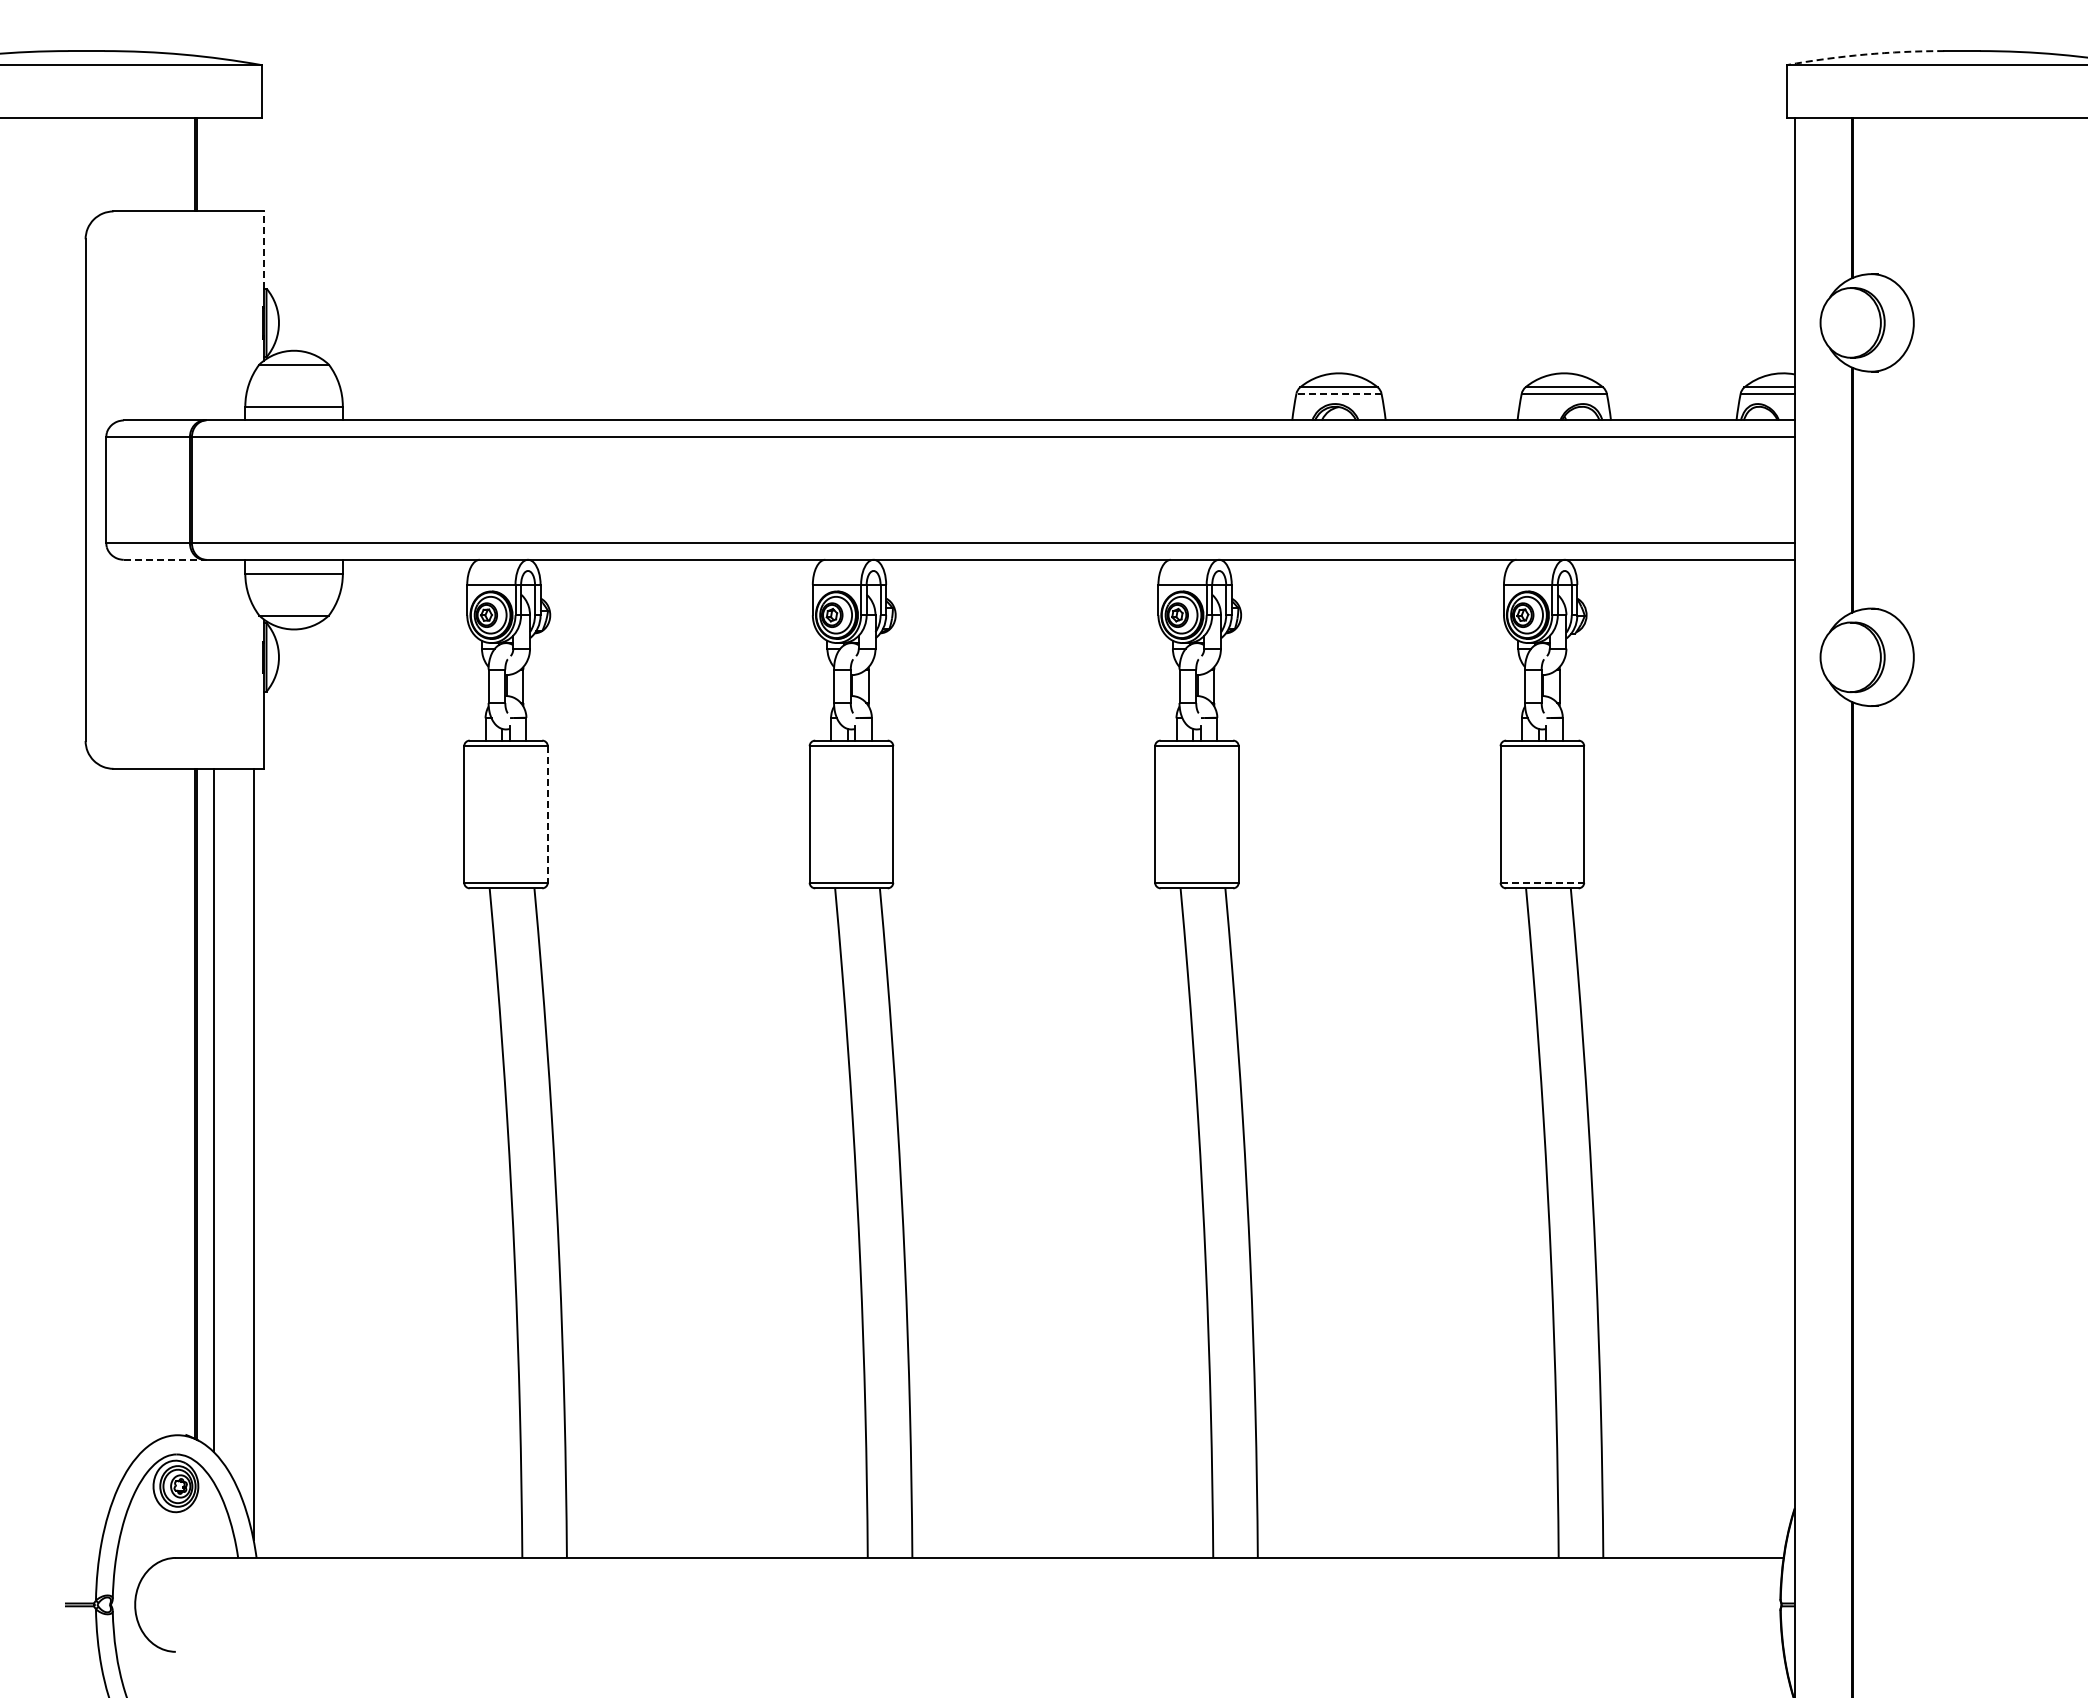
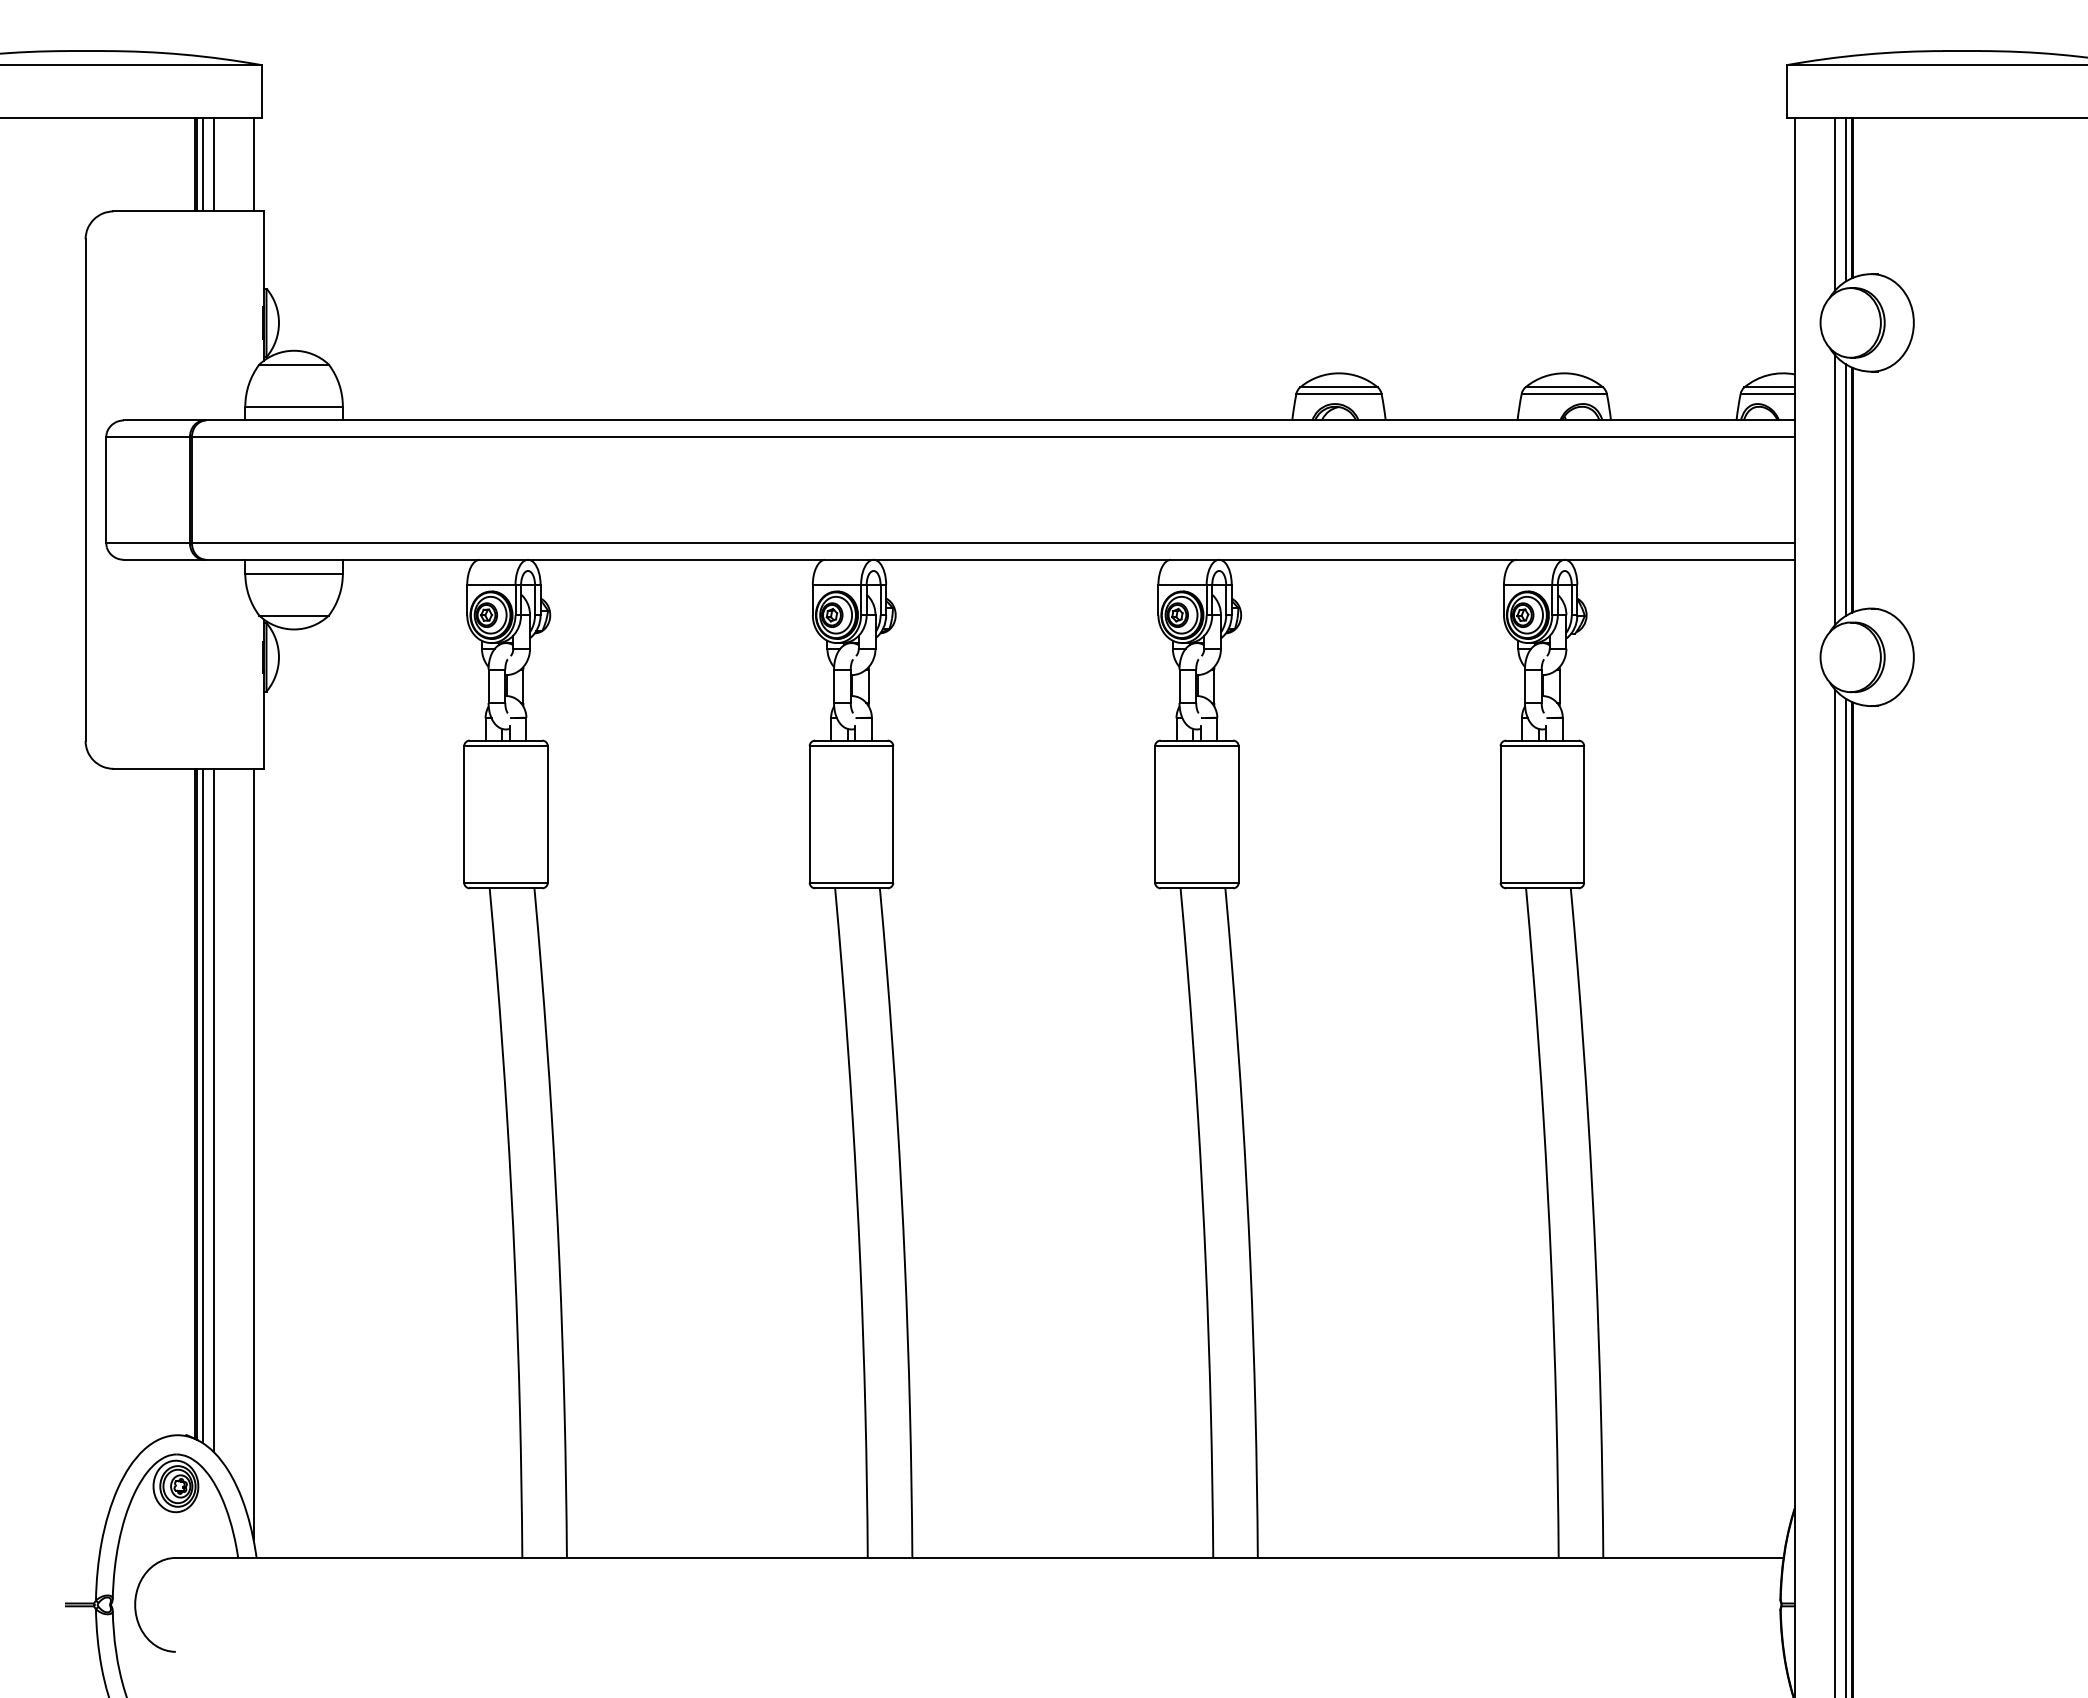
arc: dashed -> solid (1865, 54)
line: none -> present (202, 164)
line: none -> present (213, 164)
line: none -> present (253, 164)
line: none -> present (1845, 199)
line: none -> present (1835, 204)
line: dashed -> solid (264, 250)
line: dashed -> solid (1339, 393)
line: none -> present (1845, 489)
line: none -> present (1835, 490)
line: dashed -> solid (164, 559)
line: dashed -> solid (547, 814)
line: dashed -> solid (1542, 882)
line: none -> present (202, 1105)
line: none -> present (1835, 1191)
line: none -> present (1845, 1196)
